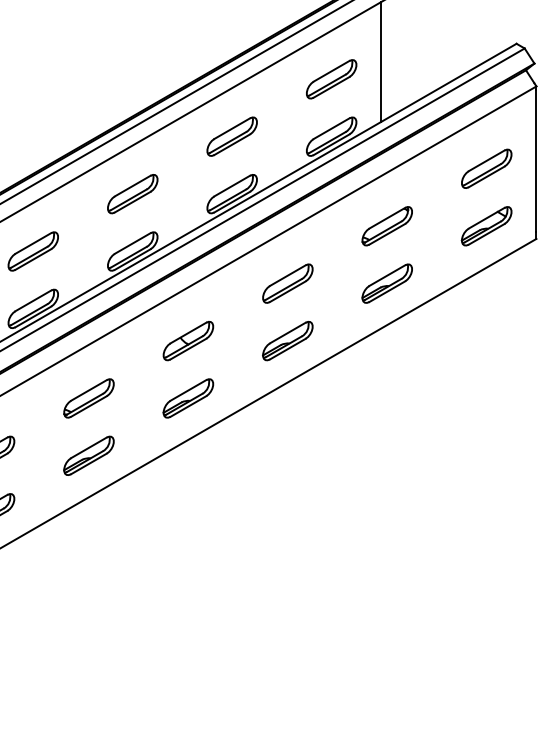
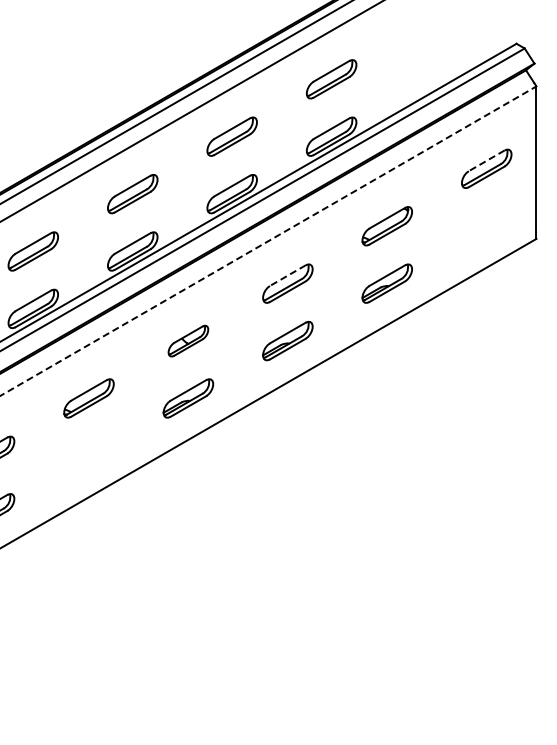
line: present -> none (381, 61)
line: solid -> dashed (486, 160)
part: present -> none (486, 226)
line: solid -> dashed (268, 240)
line: solid -> dashed (287, 275)
part size: 53x41 px -> 43x34 px (188, 340)
part: present -> none (88, 455)
